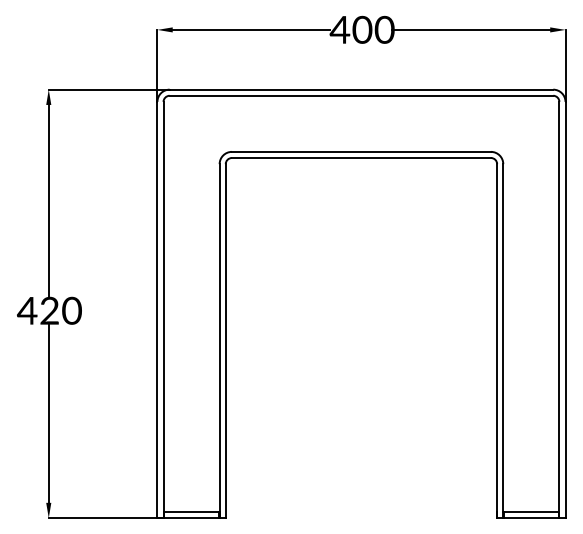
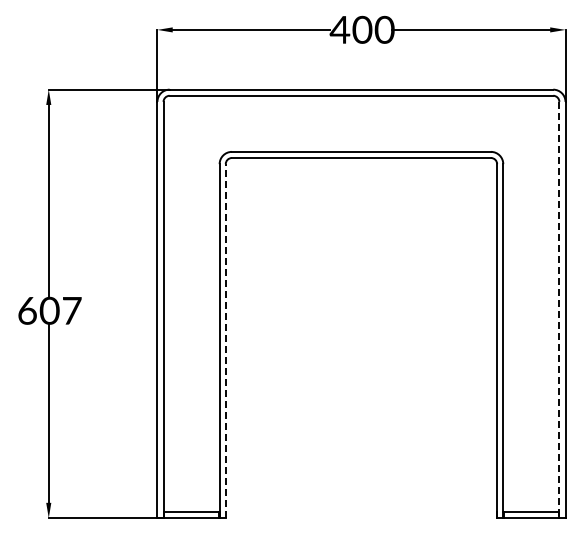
text: 420 -> 607 (49, 310)
line: solid -> dashed (559, 310)
line: solid -> dashed (225, 340)
